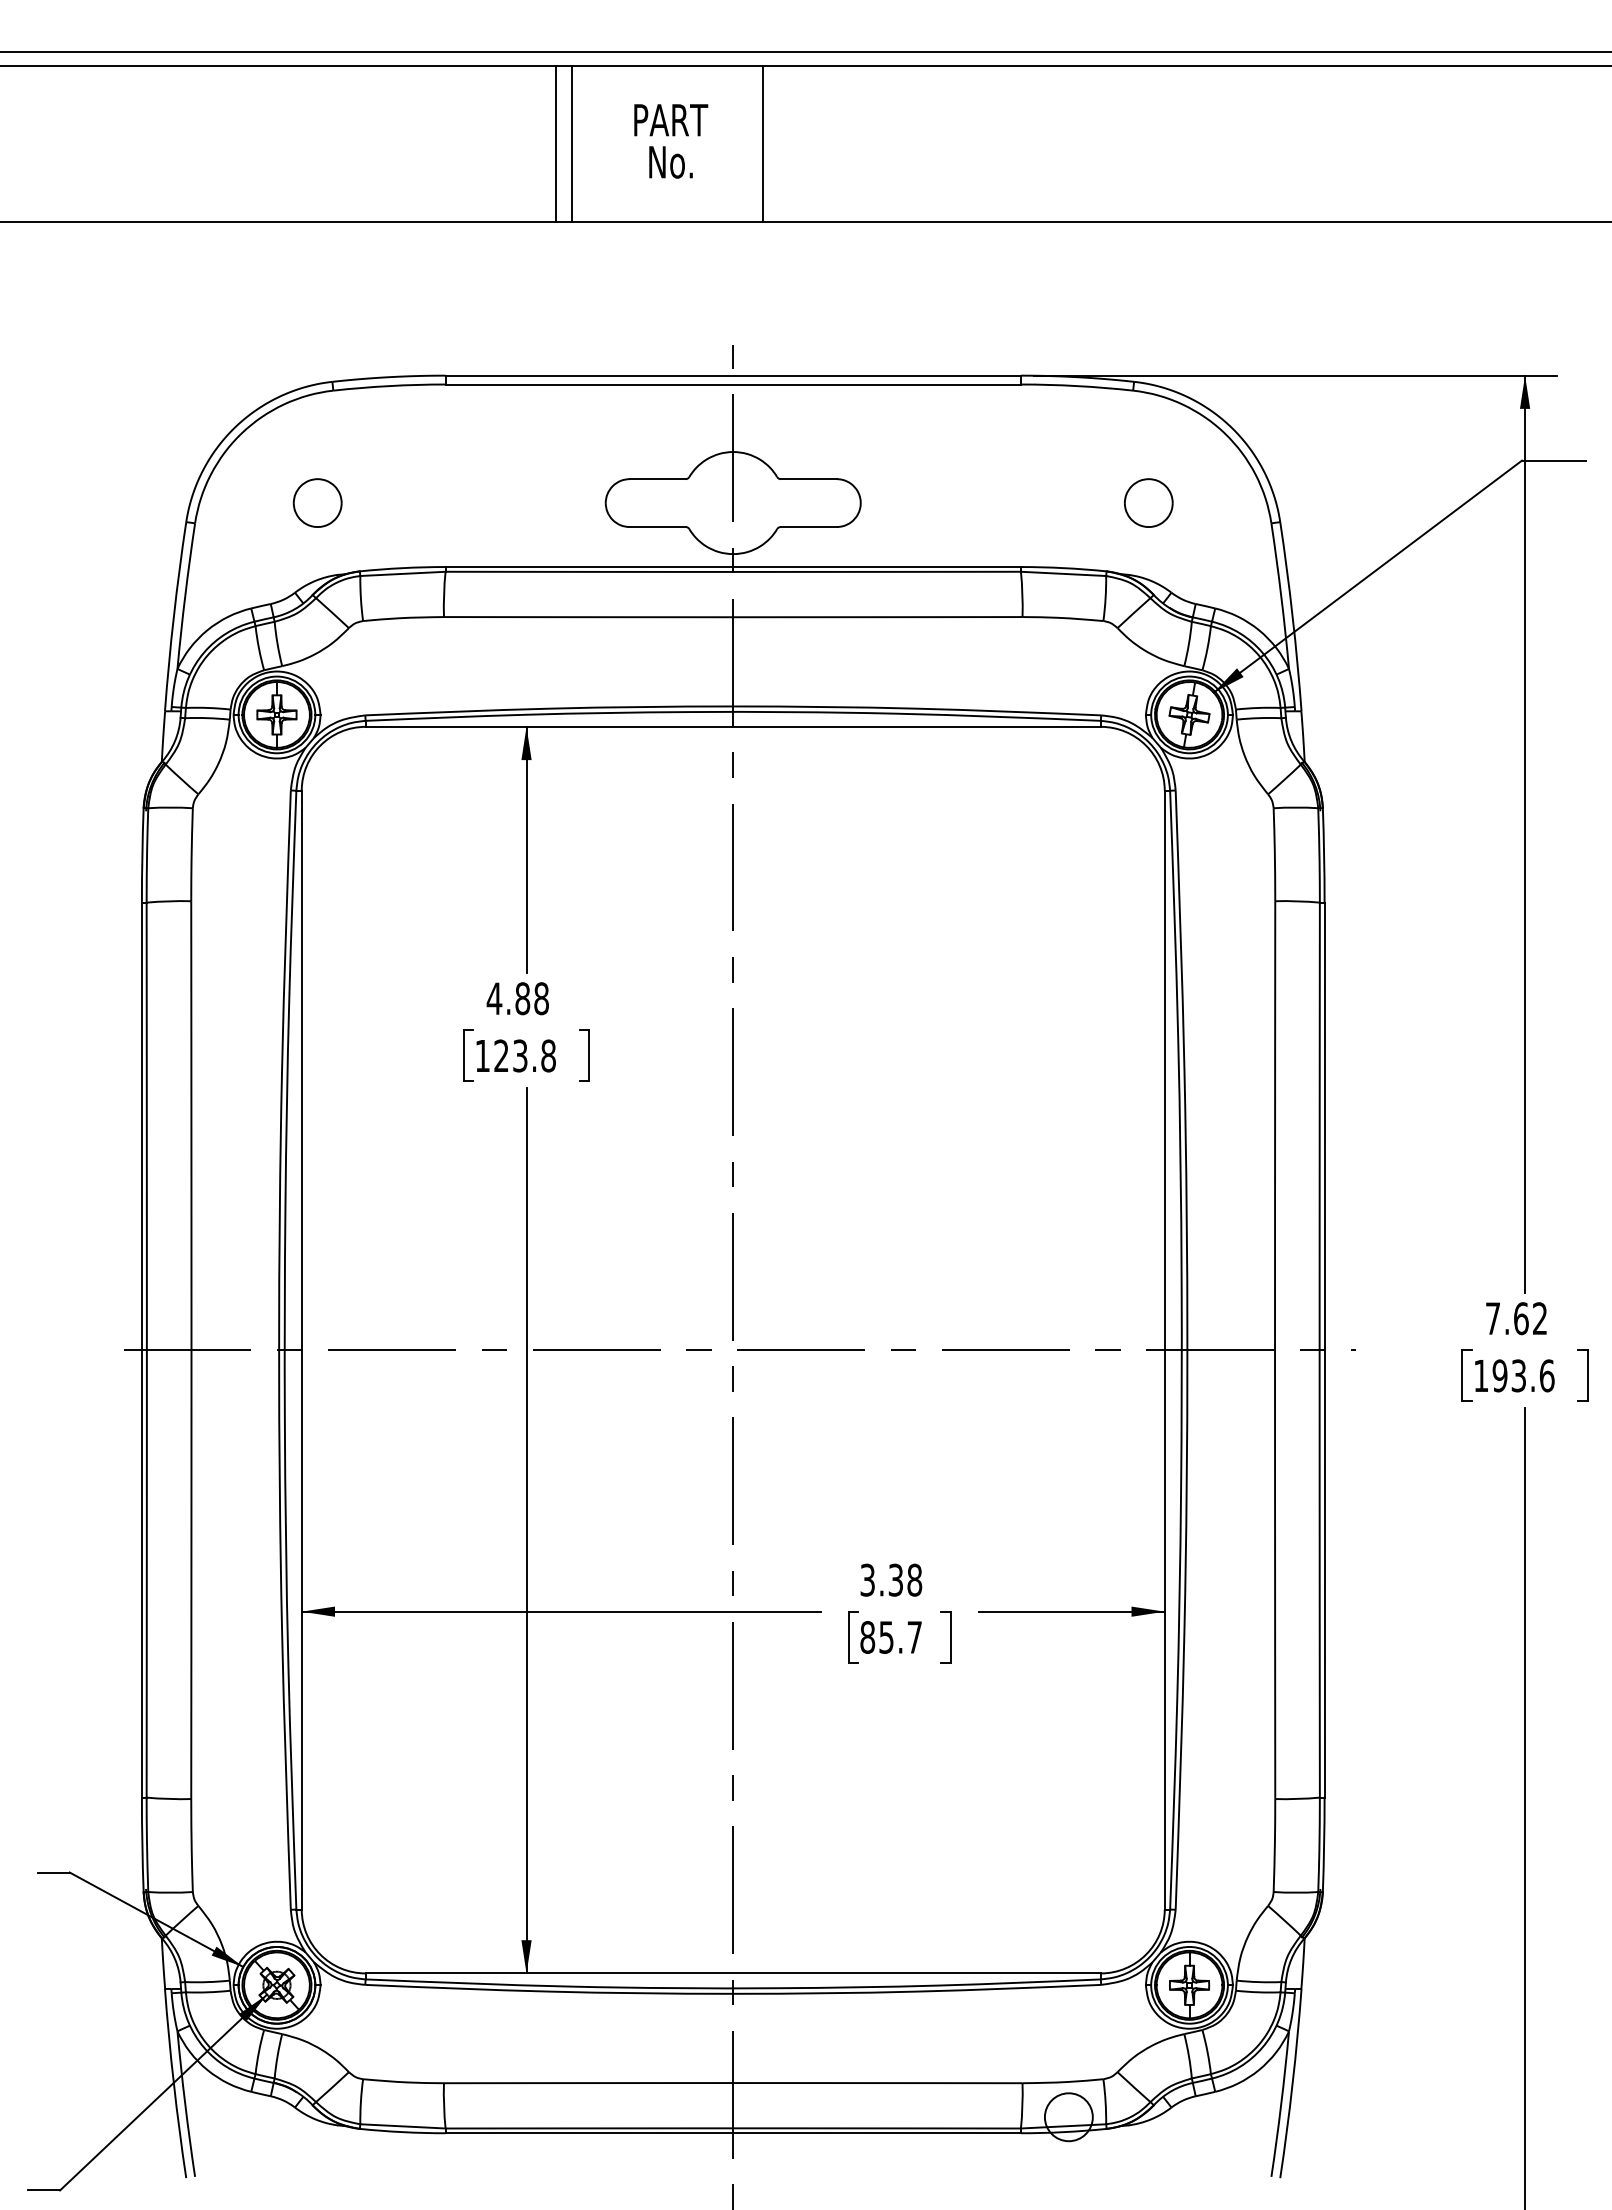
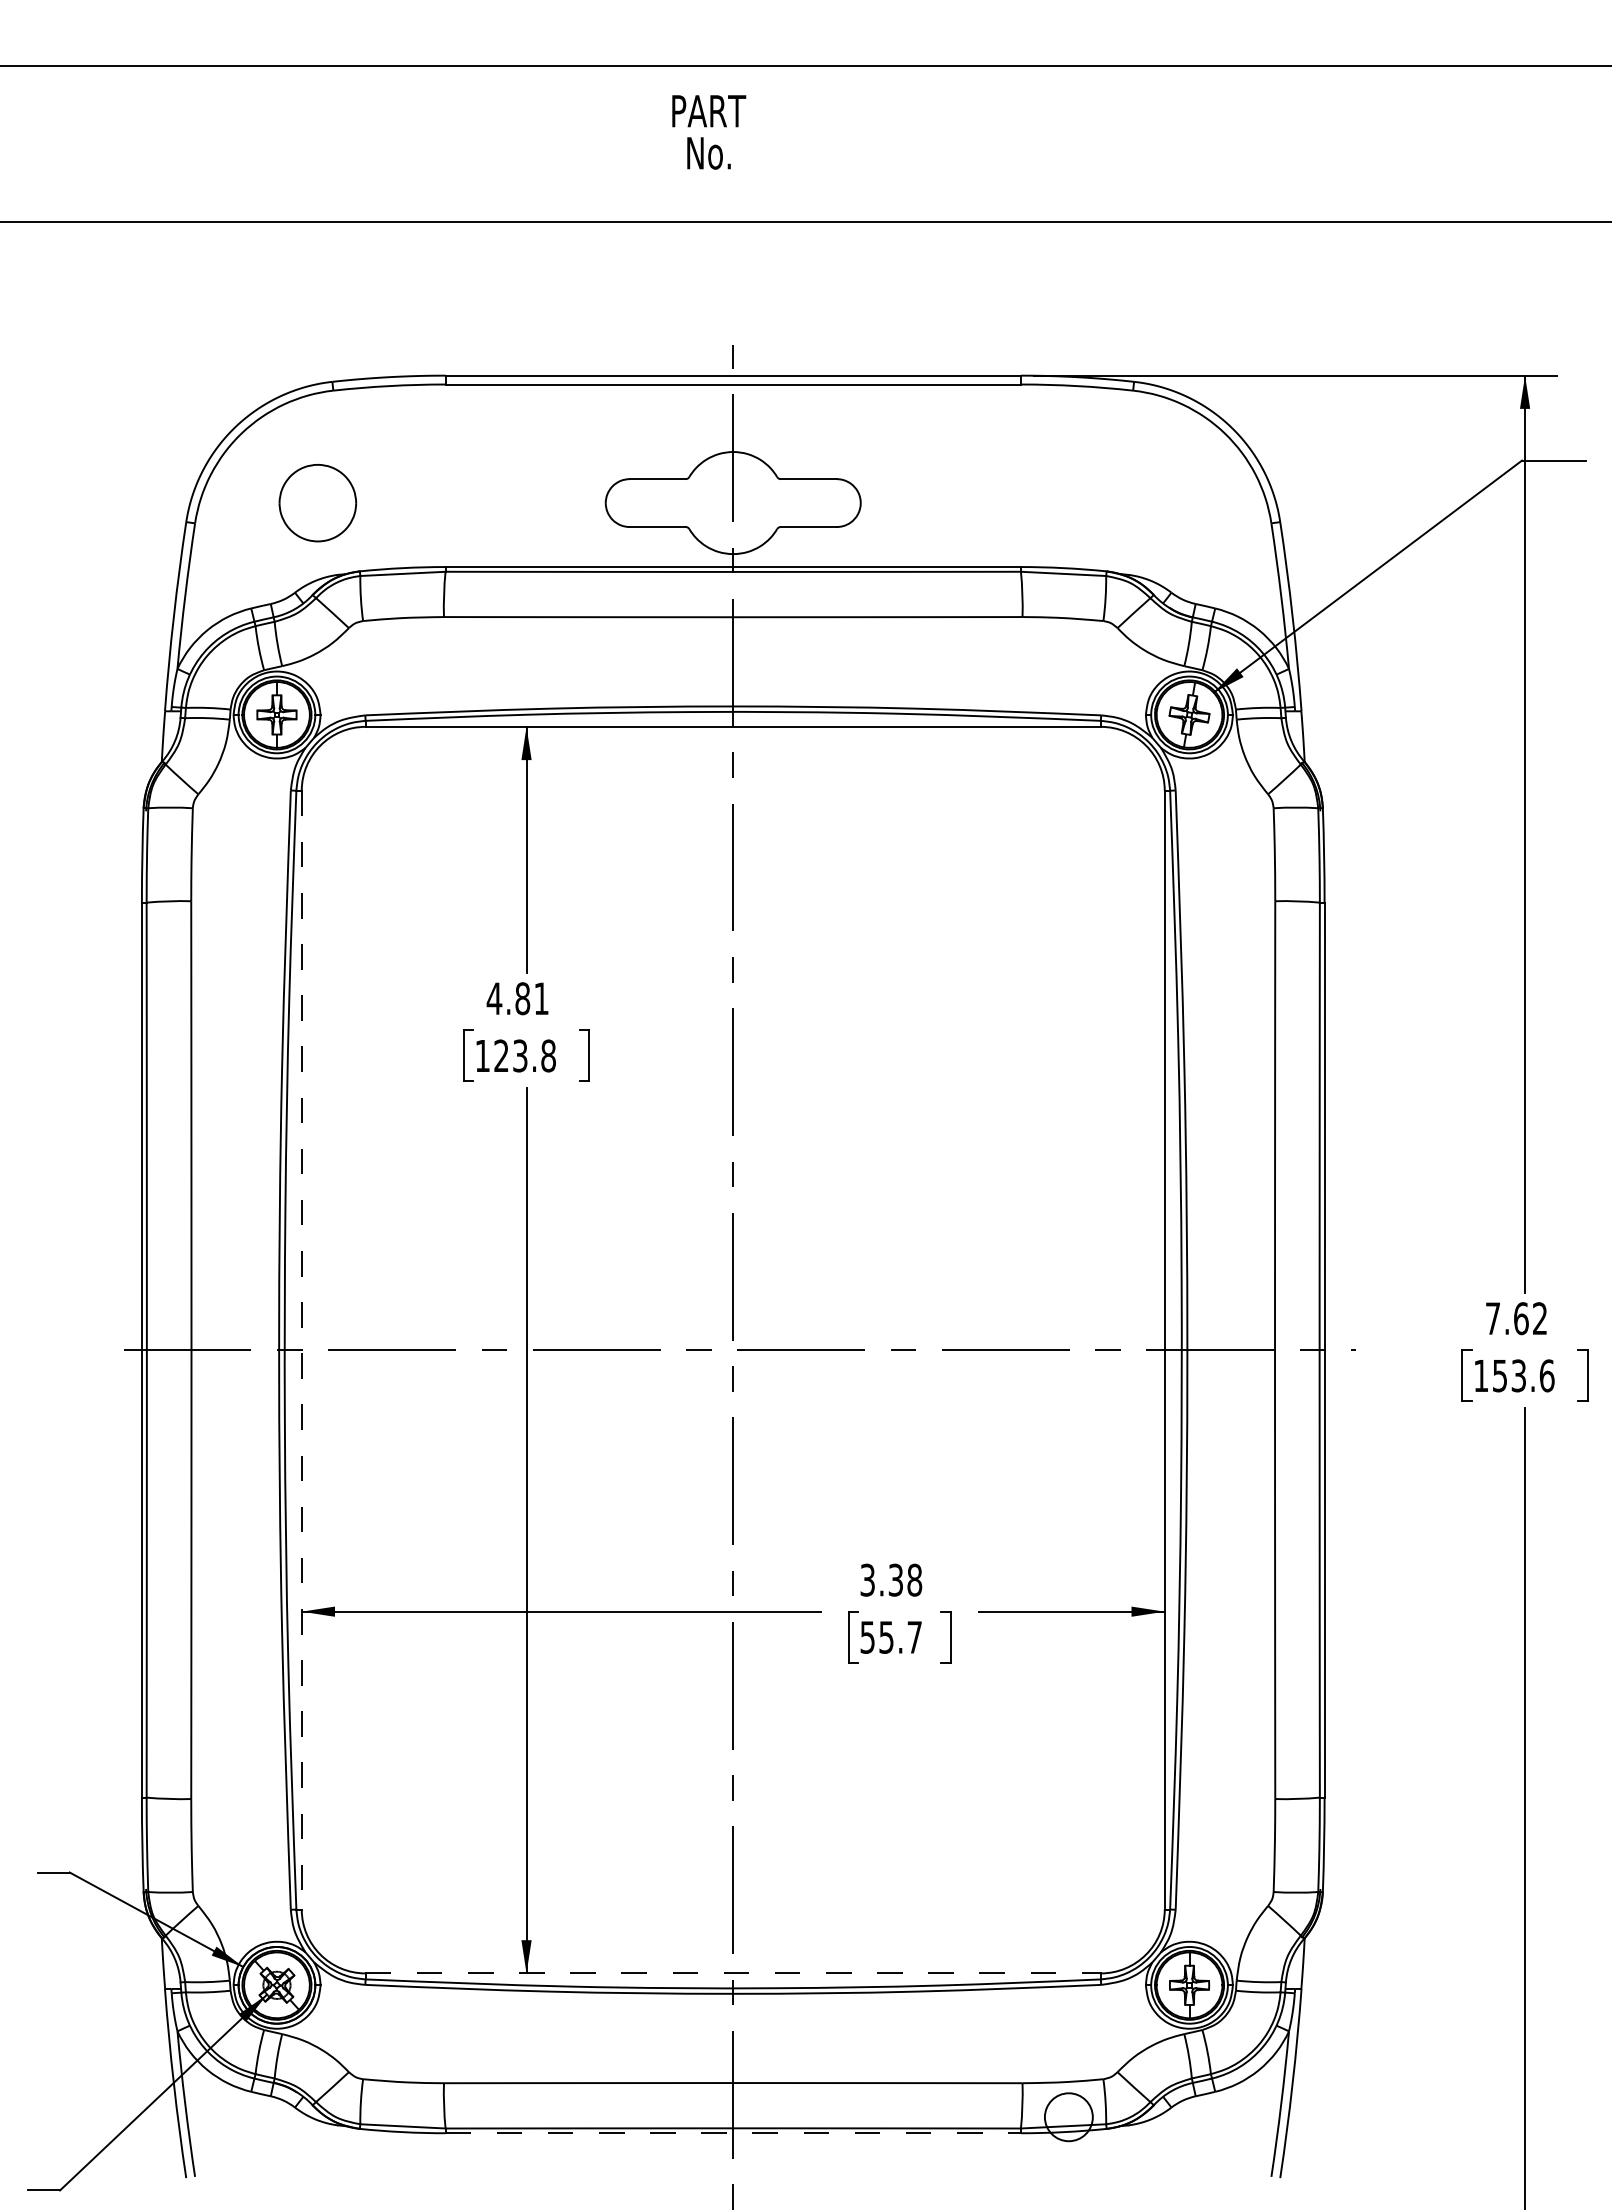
line: present -> none (805, 51)
text position: (671, 141) -> (709, 132) (709, 132)
line: present -> none (555, 143)
line: present -> none (571, 143)
line: present -> none (763, 143)
part size: 51x50 px -> 80x79 px (317, 503)
part: present -> none (1148, 502)
text: 4.88 -> 4.81 (541, 998)
line: solid -> dashed (301, 1350)
text: 193.6 -> 153.6 (1499, 1375)
text: 85.7 -> 55.7 (867, 1637)
line: solid -> dashed (733, 1973)
line: solid -> dashed (733, 2133)
